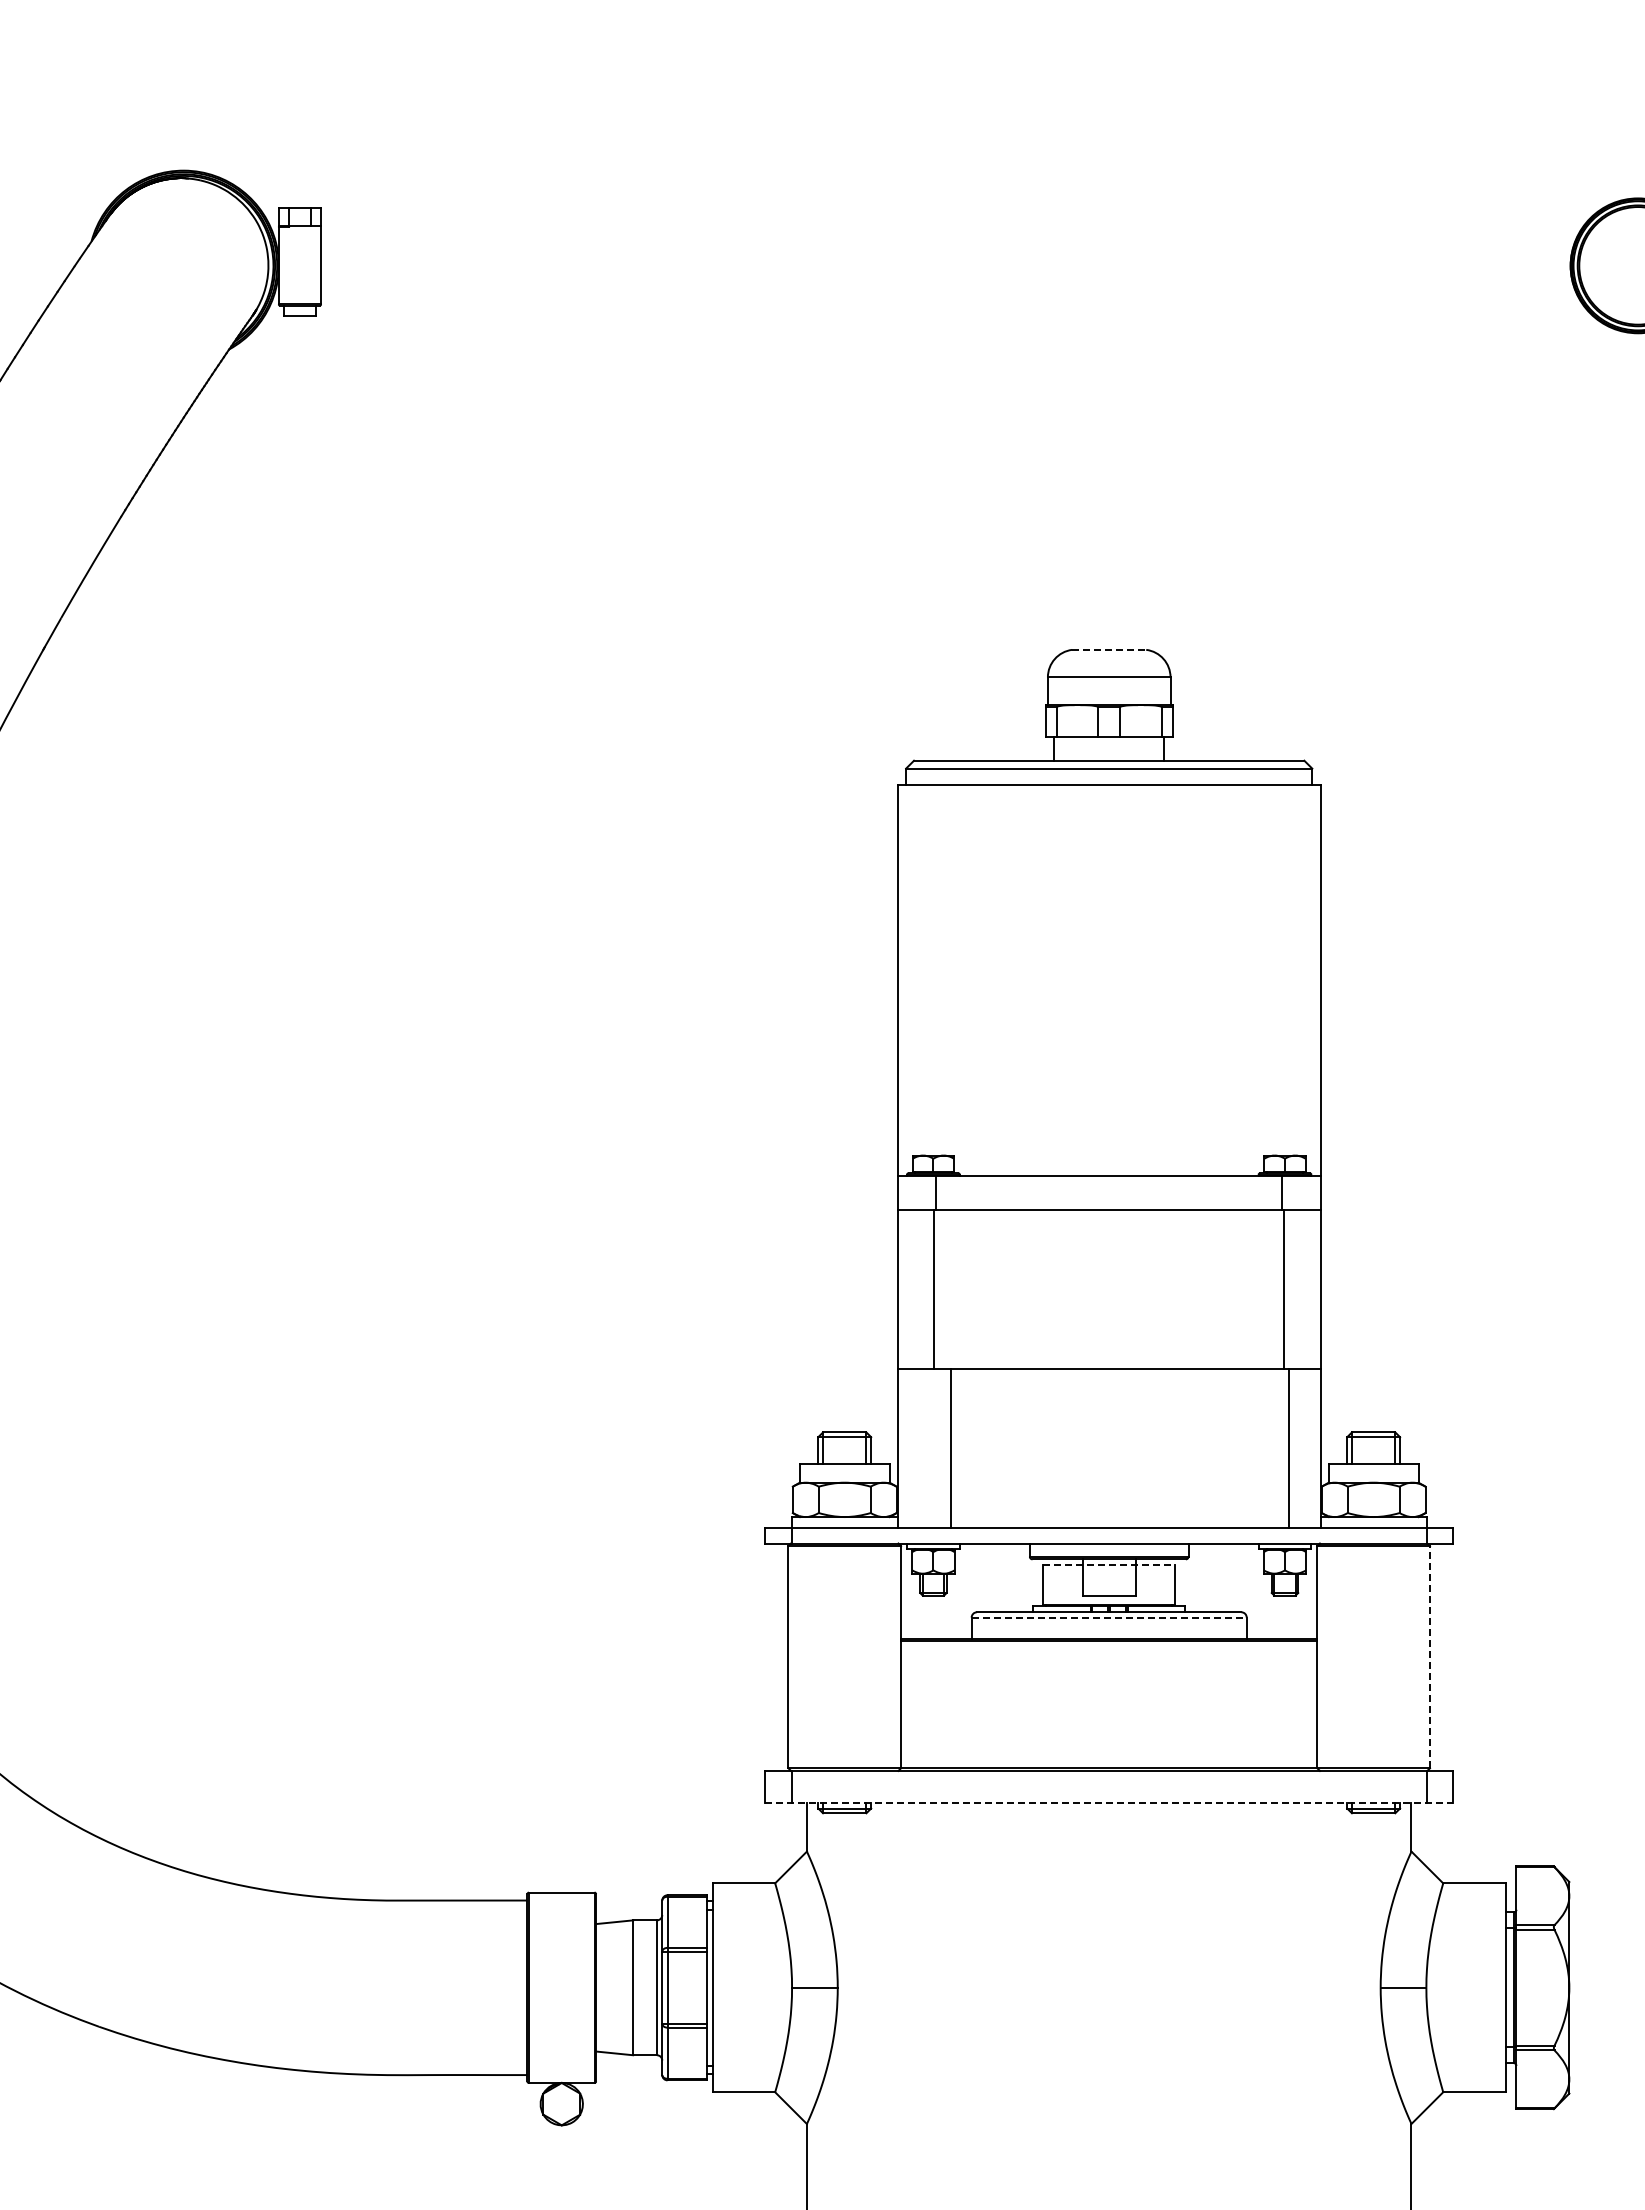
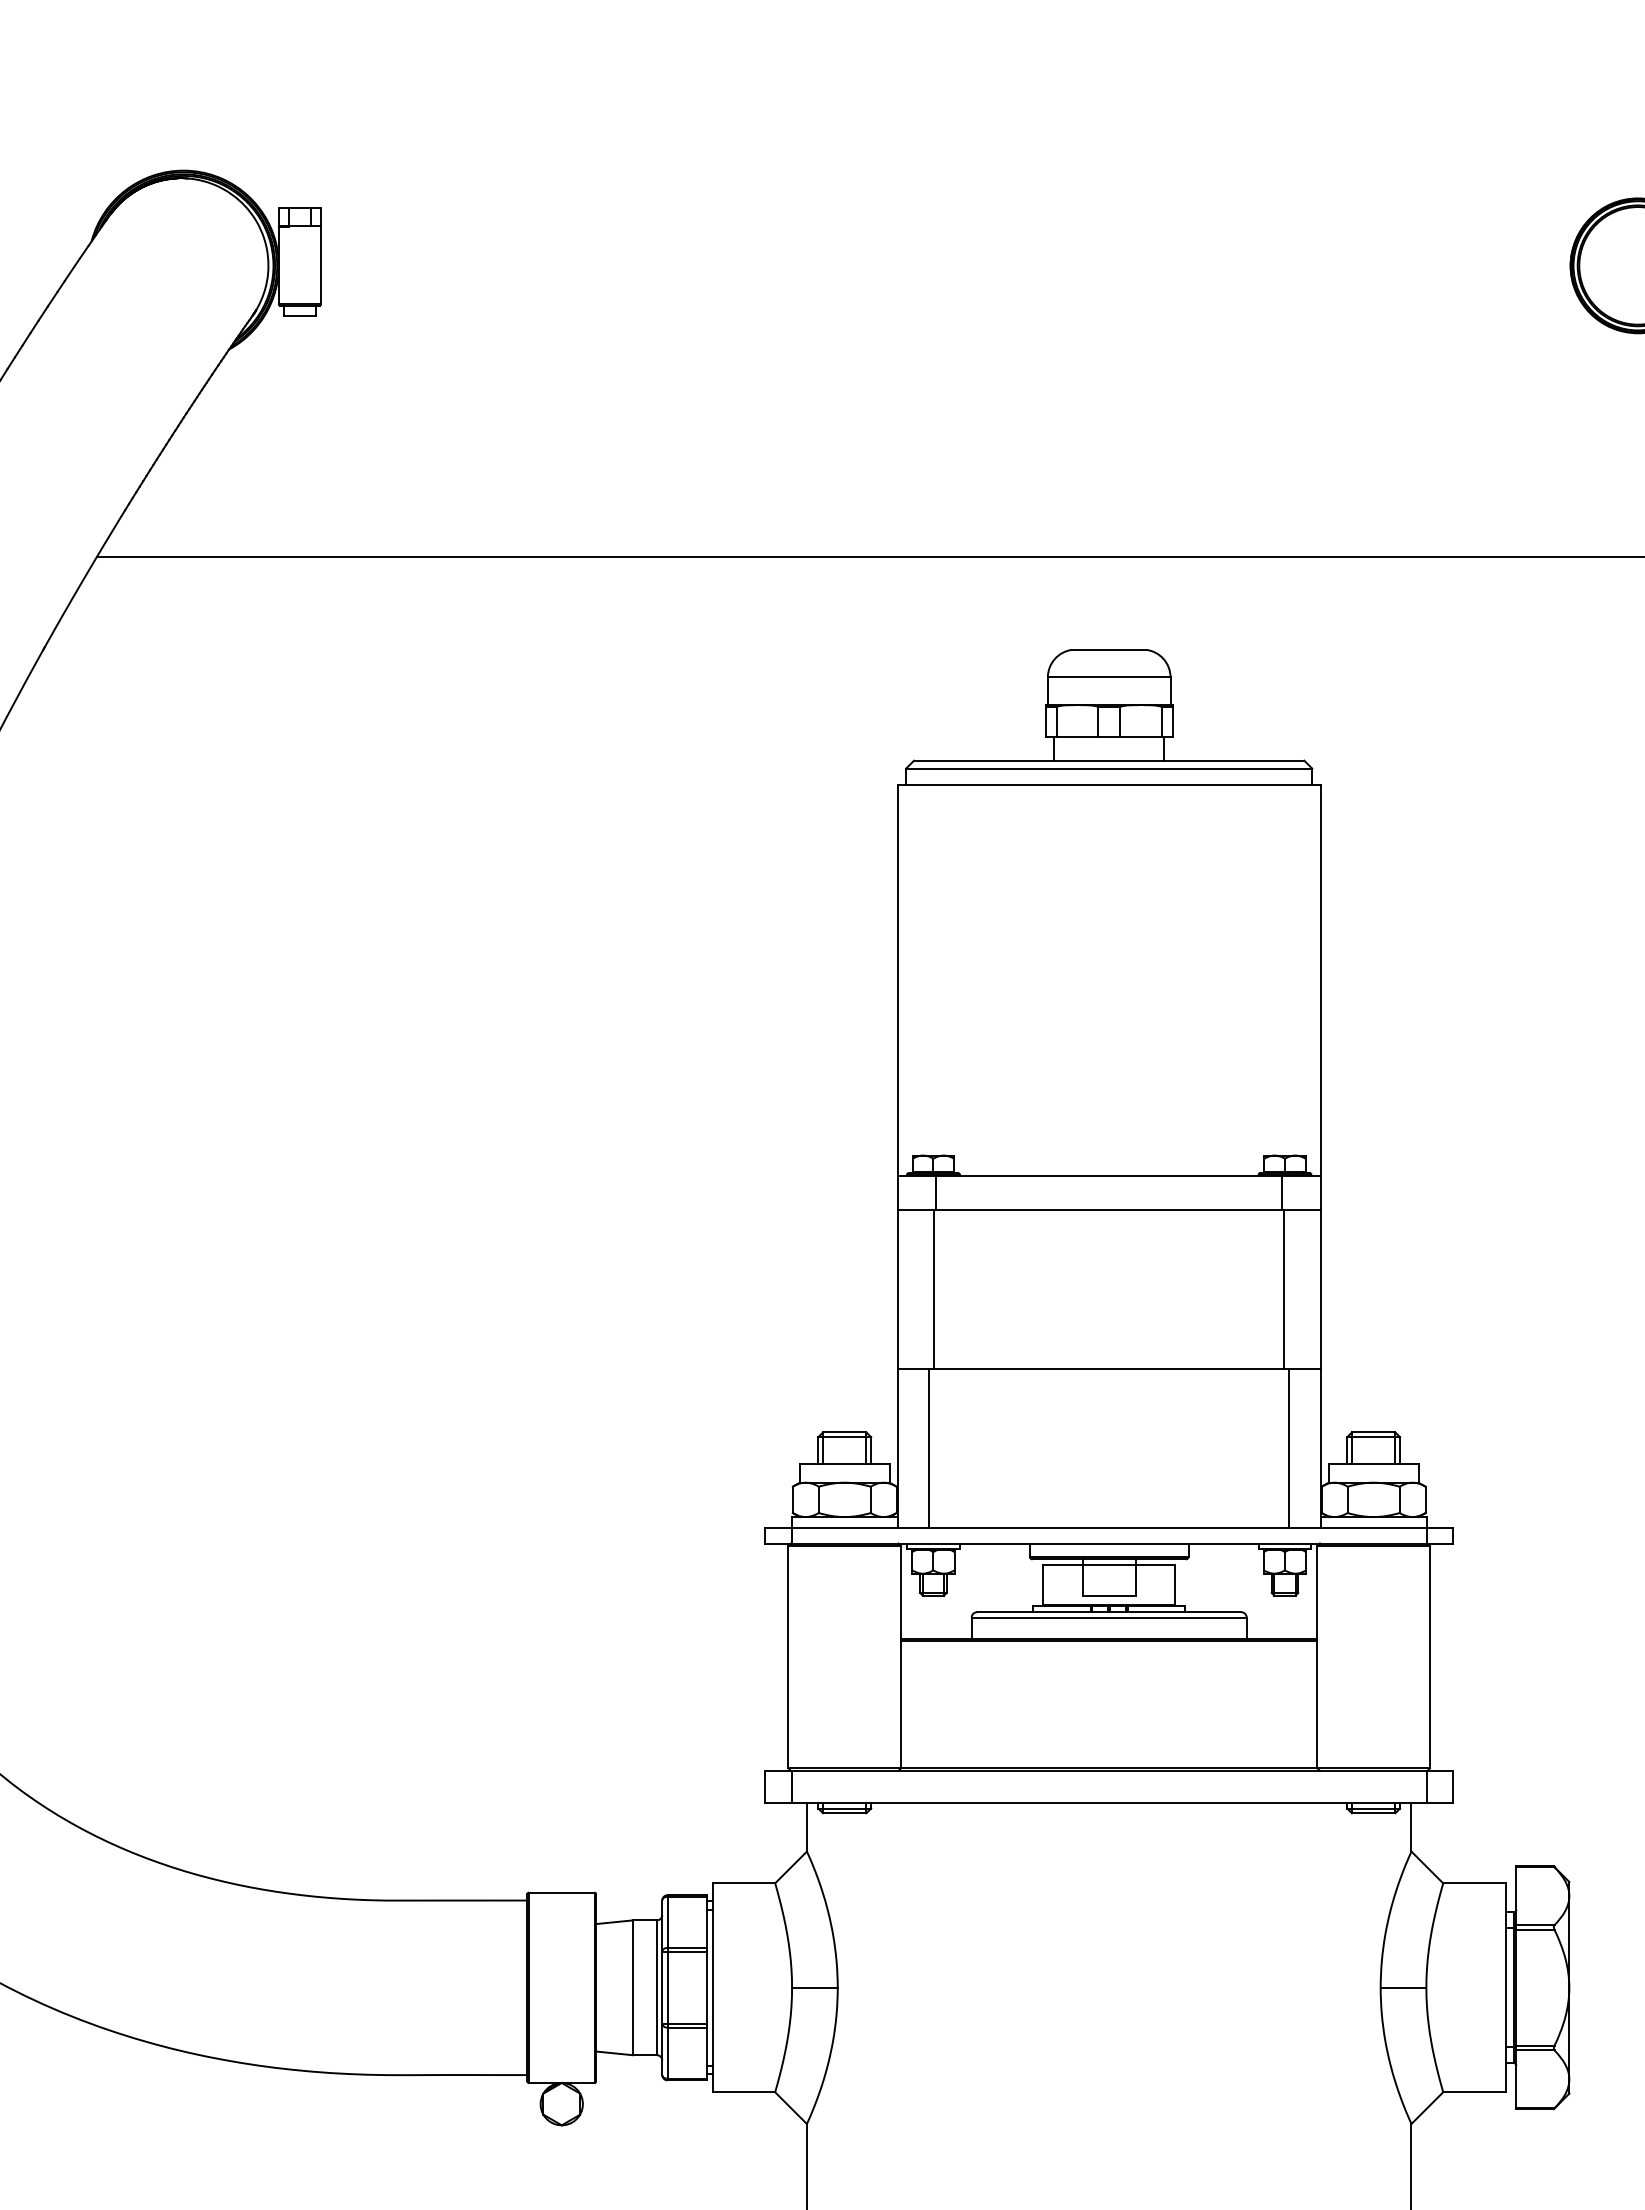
line: none -> present (869, 556)
line: dashed -> solid (1109, 649)
line position: (951, 1447) -> (929, 1447) (929, 1447)
line: dashed -> solid (1109, 1564)
line: dashed -> solid (1109, 1617)
line: dashed -> solid (1429, 1656)
line: dashed -> solid (1109, 1802)
